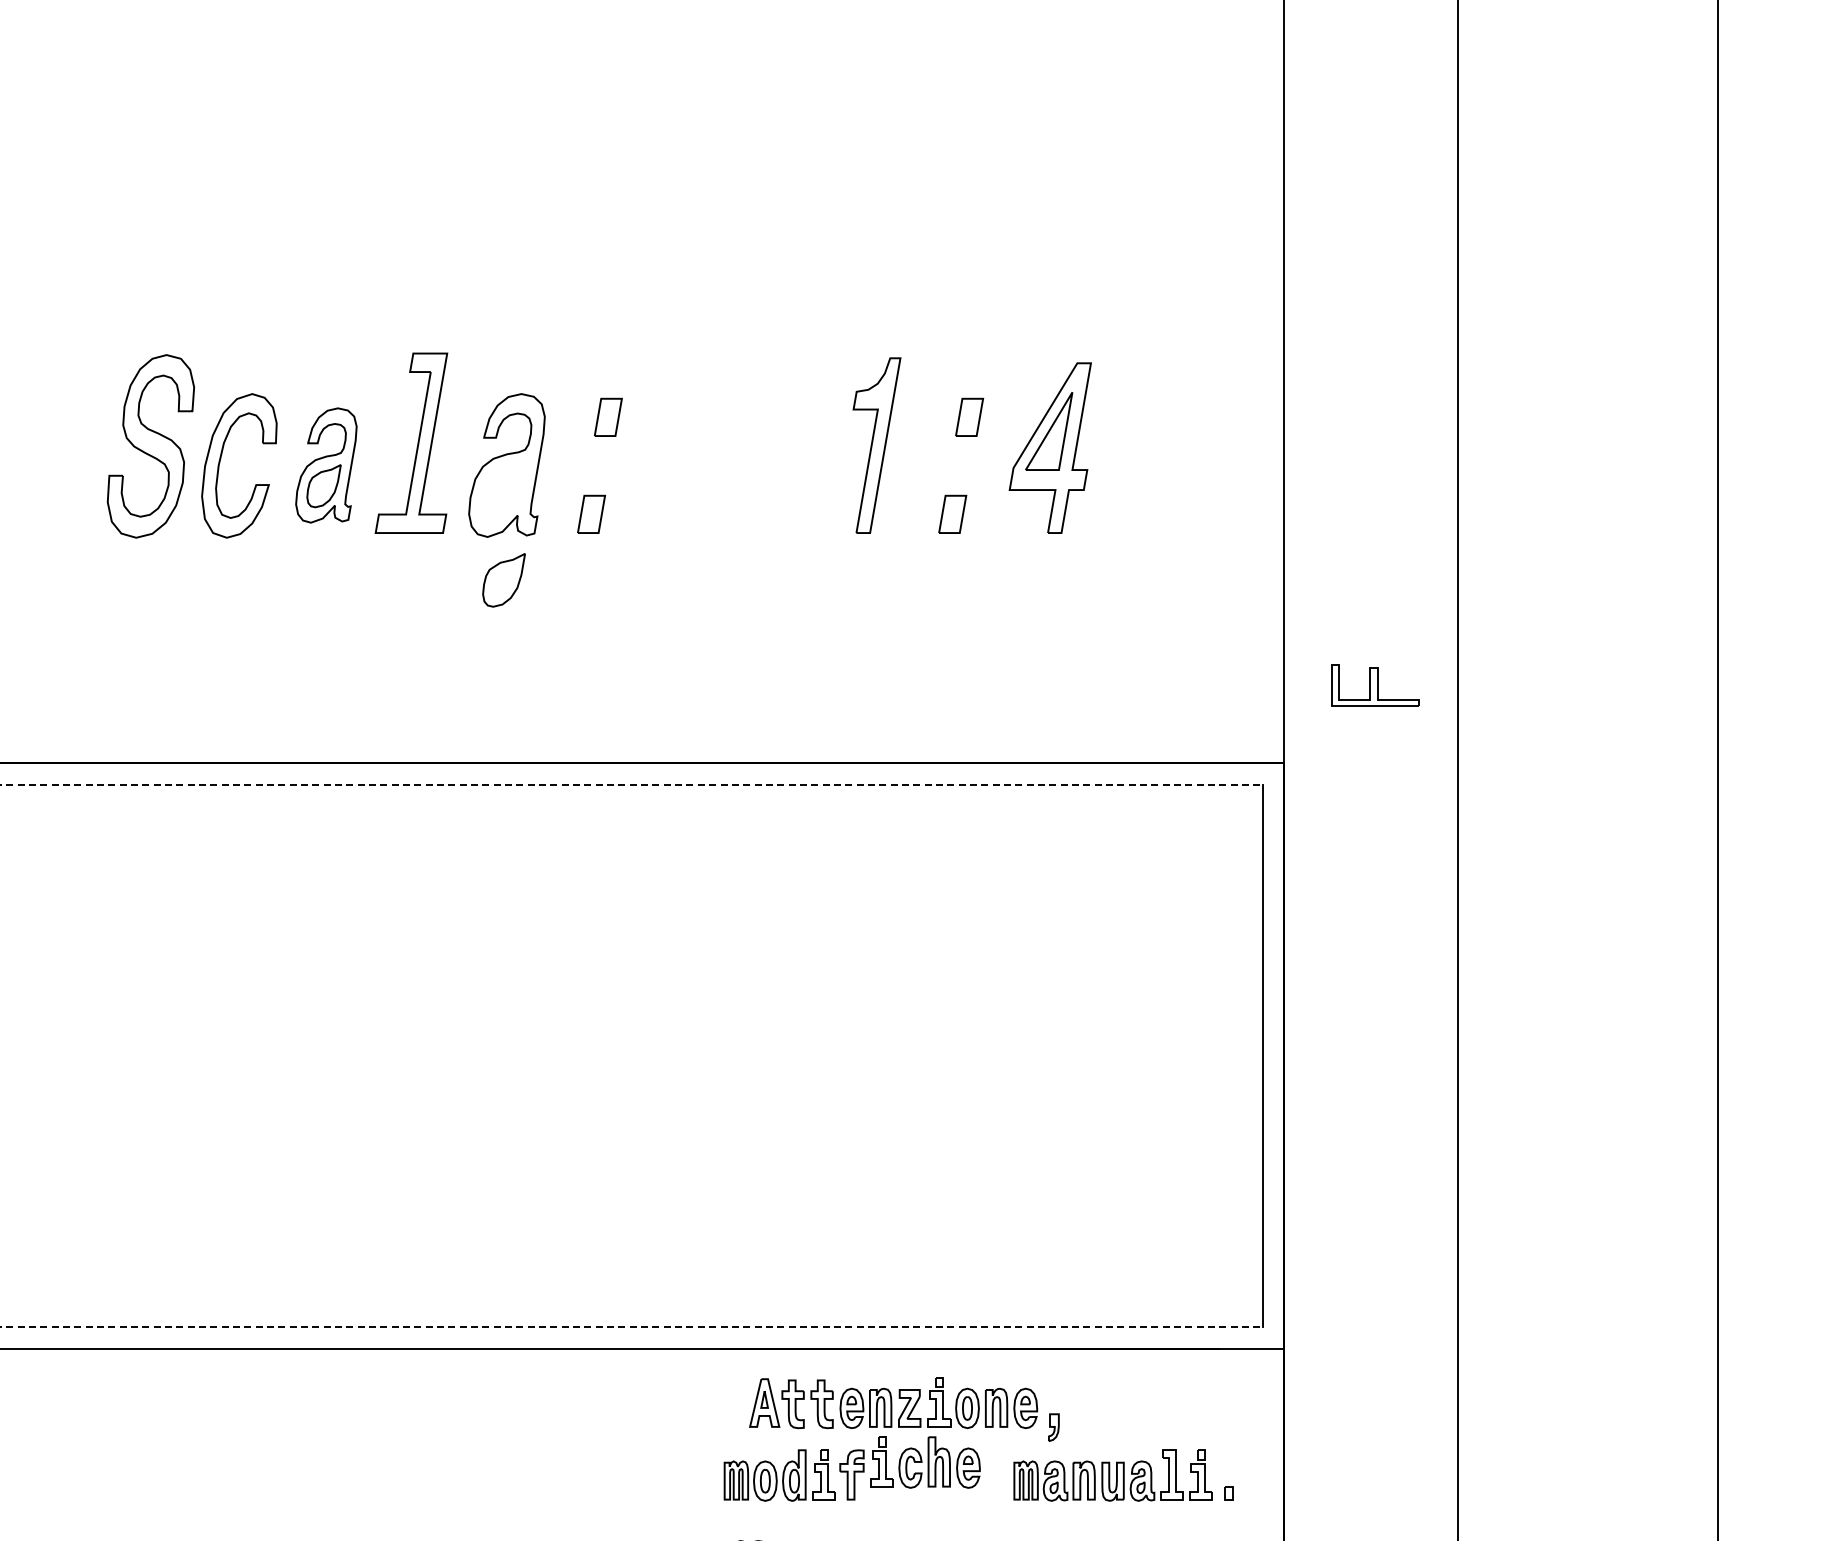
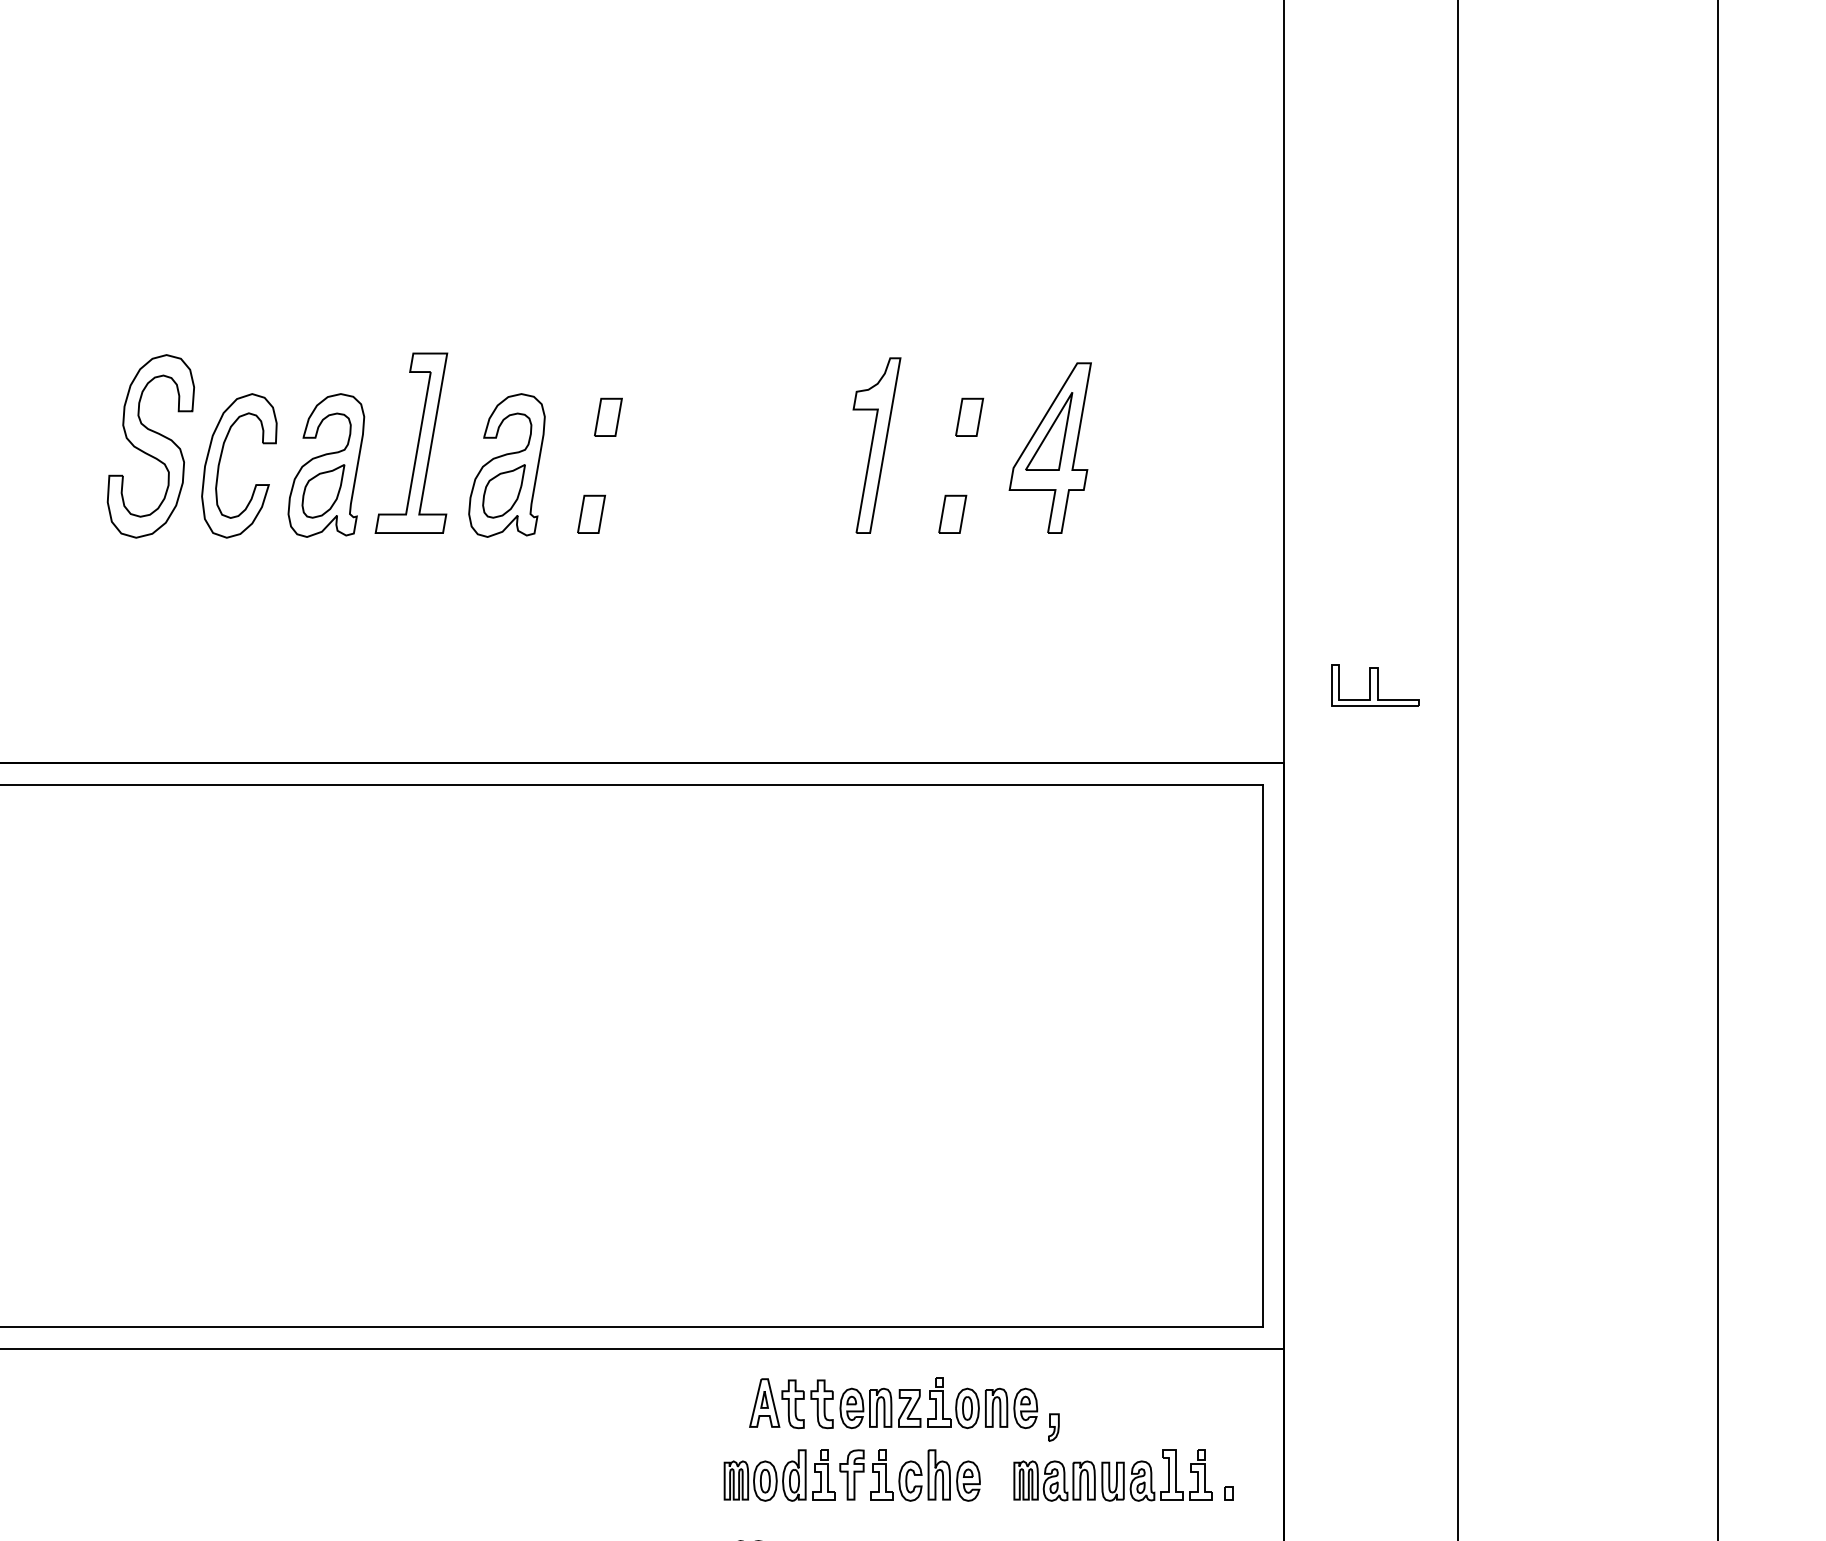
part size: 63x117 px -> 79x145 px (326, 465)
part position: (503, 580) -> (503, 491) (503, 491)
line: dashed -> solid (632, 784)
line: dashed -> solid (632, 1326)
part position: (925, 1462) -> (925, 1475) (925, 1475)
